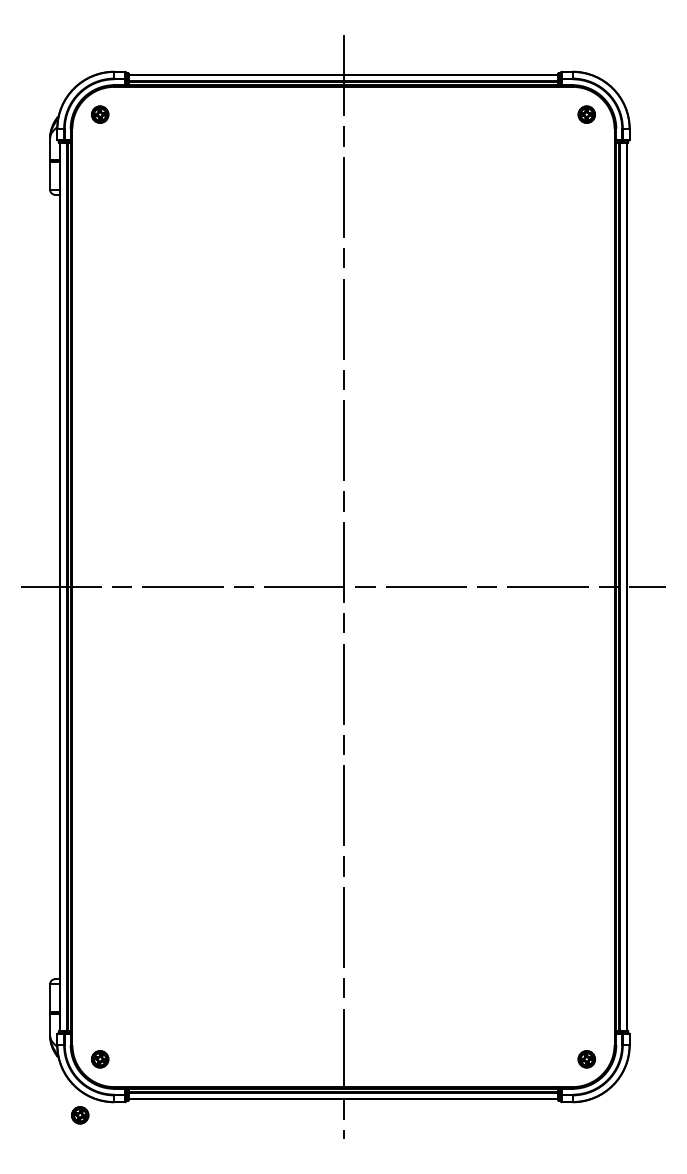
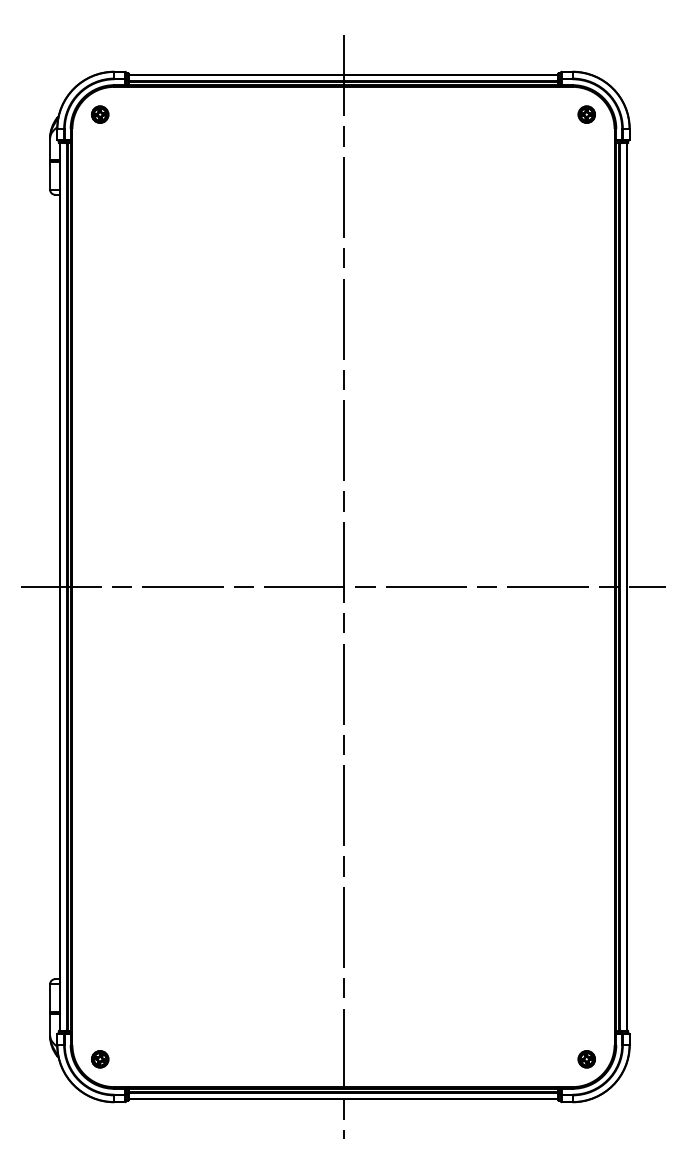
part: present -> none (80, 1115)
